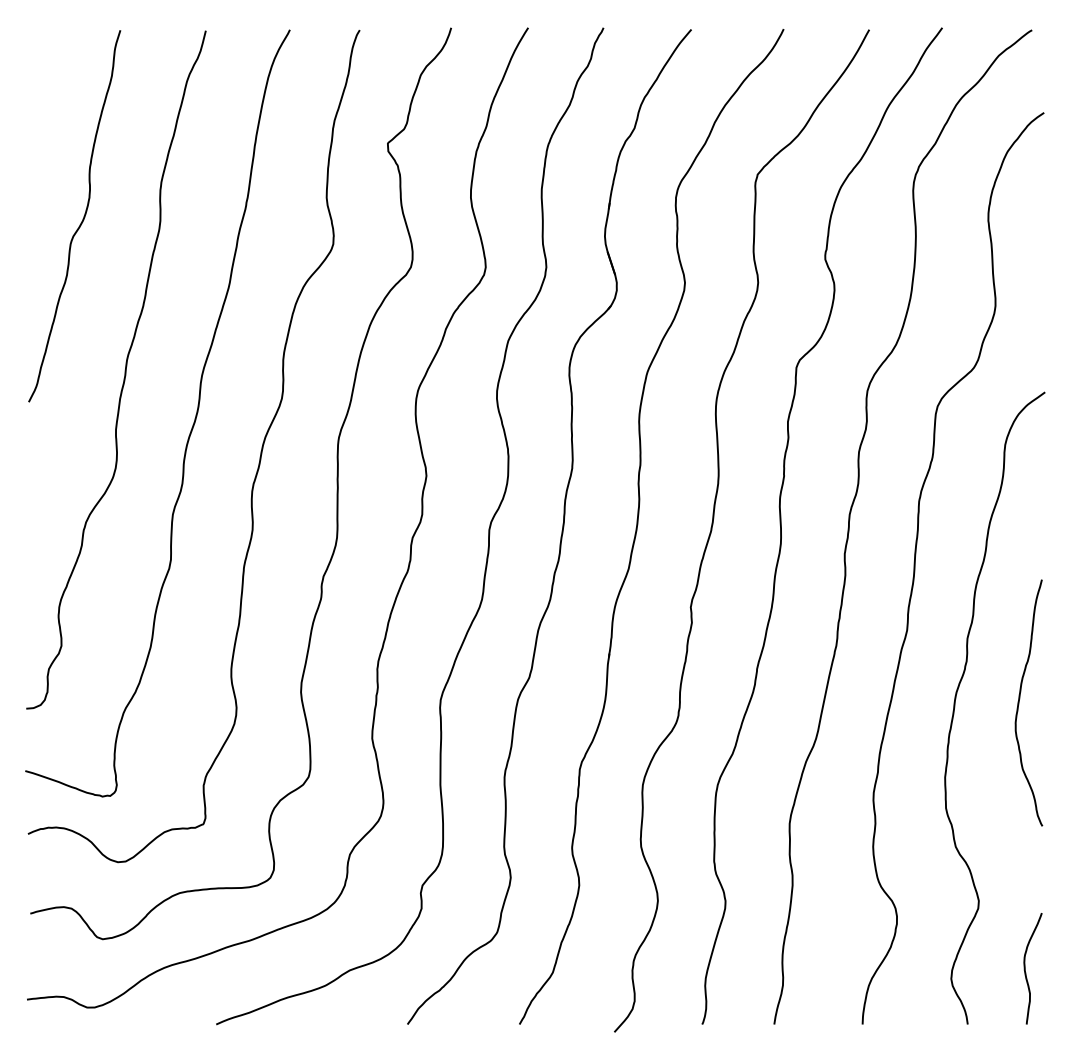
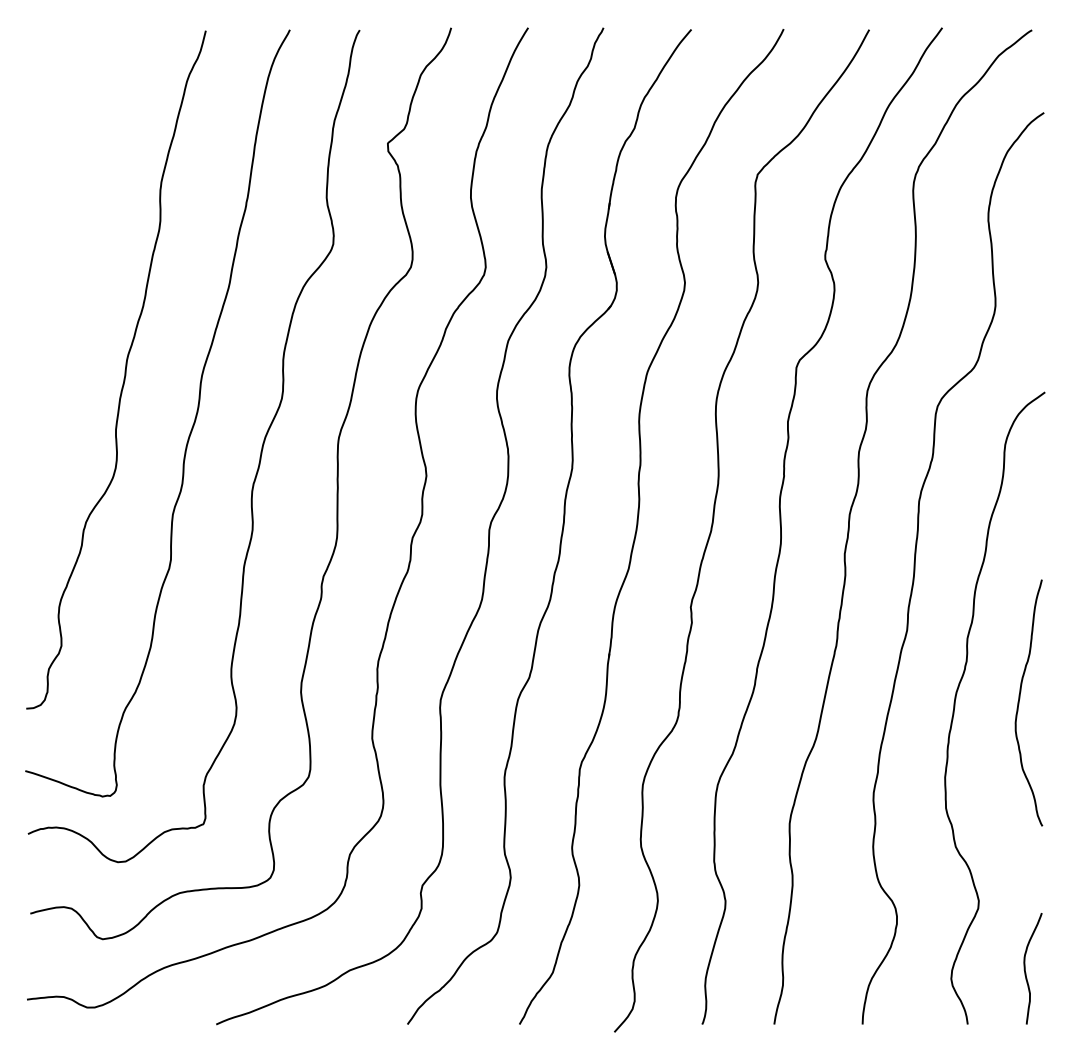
curve: present -> none (82, 218)
